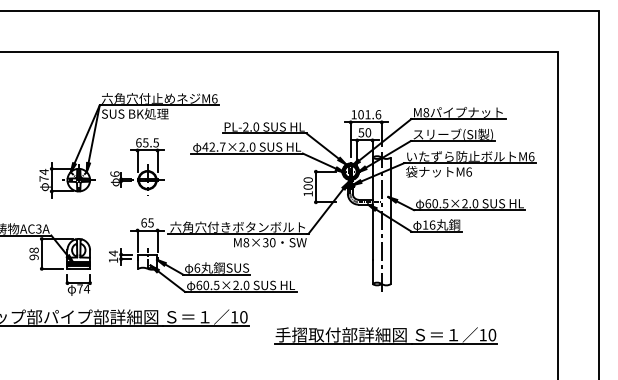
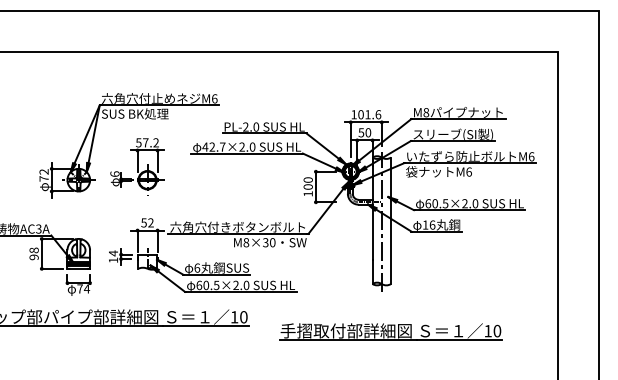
text: 65.5 -> 57.2 (147, 142)
text: 74 -> 72 (43, 172)
text: 65 -> 52 (147, 222)
part position: (385, 335) -> (390, 331) (390, 331)
